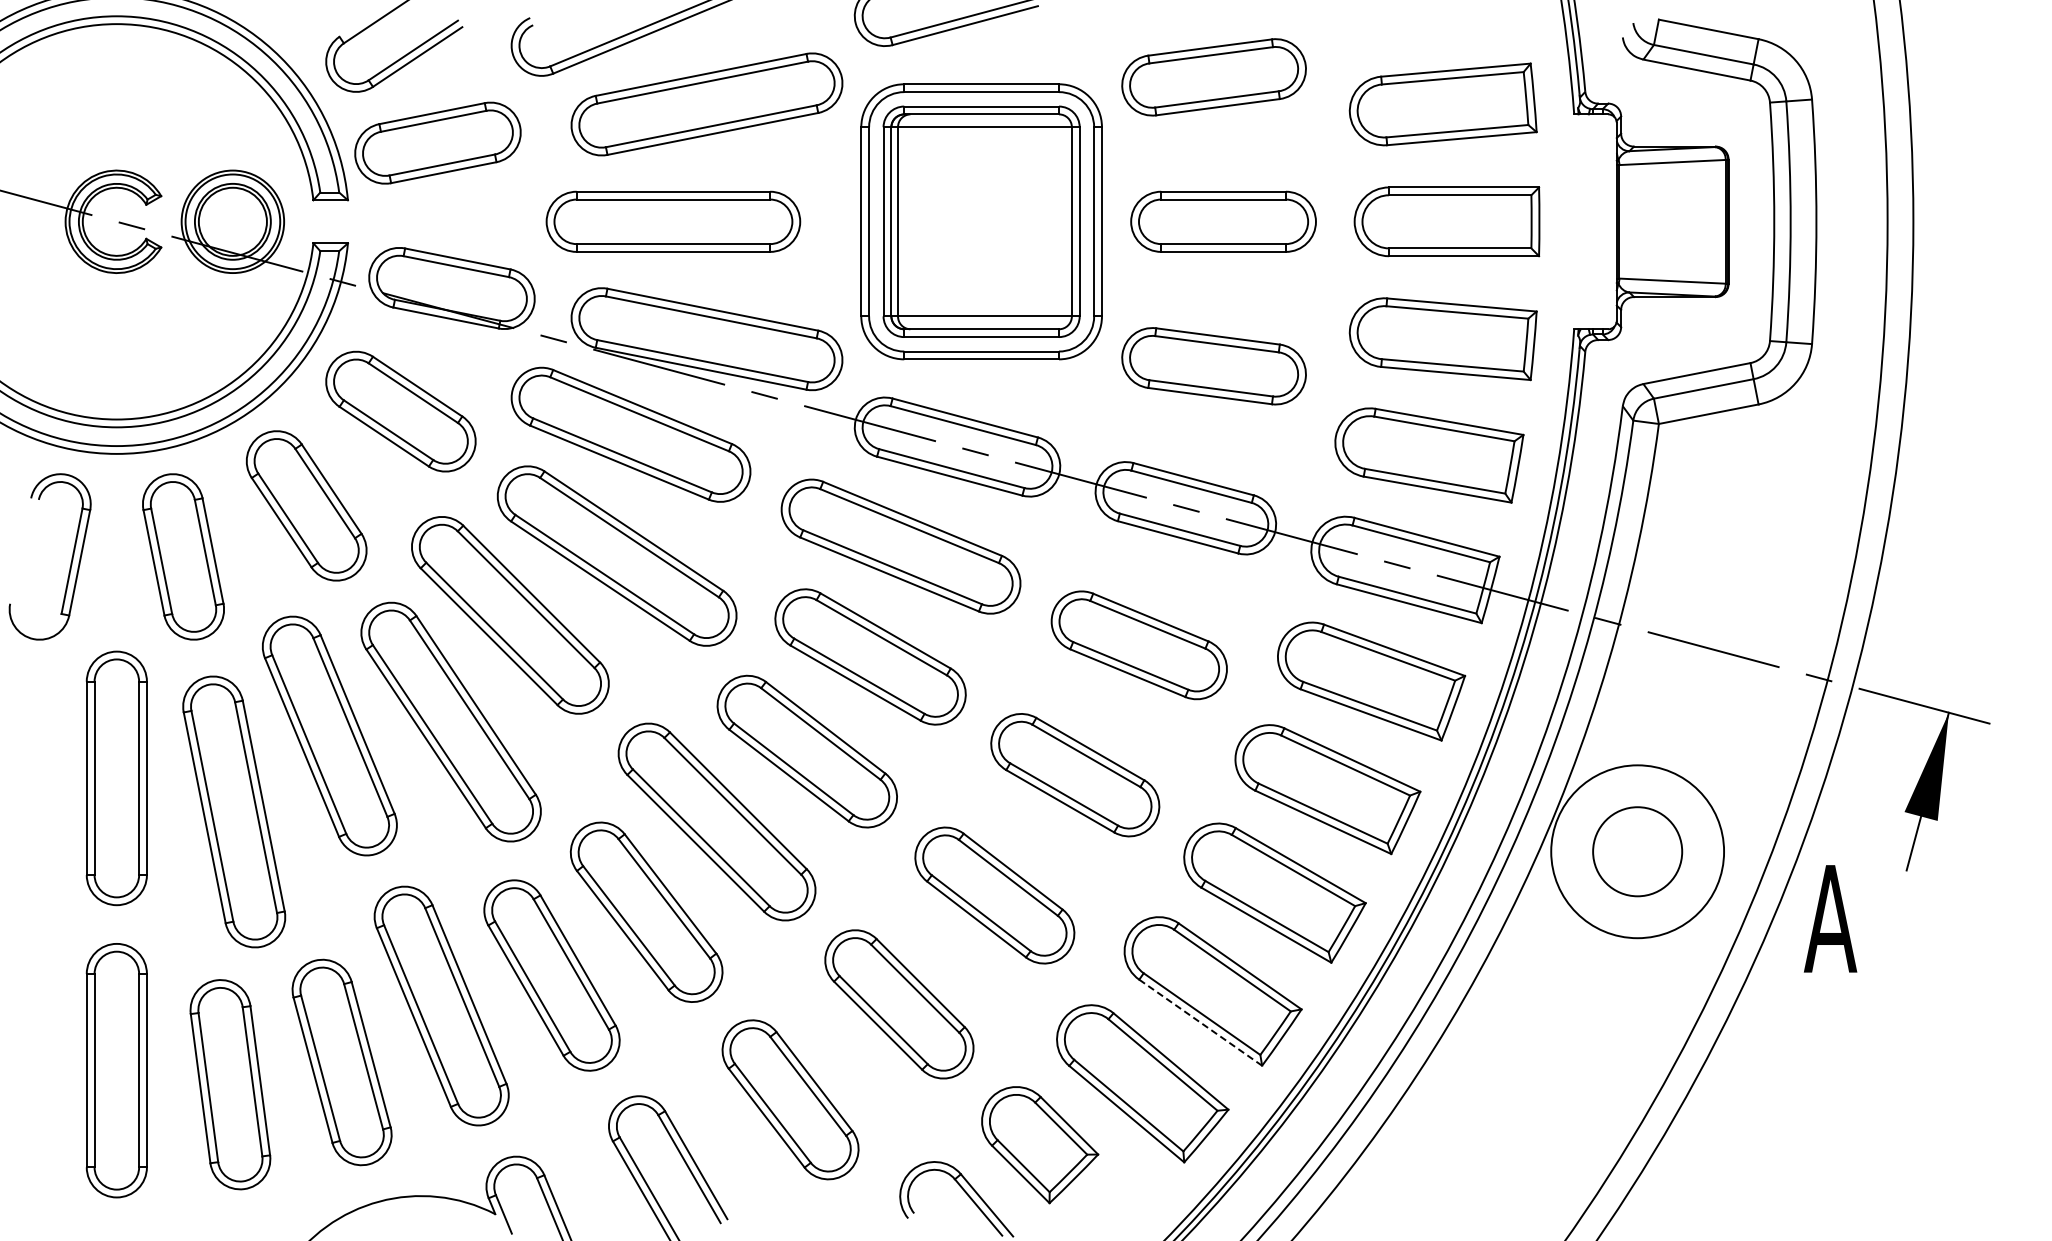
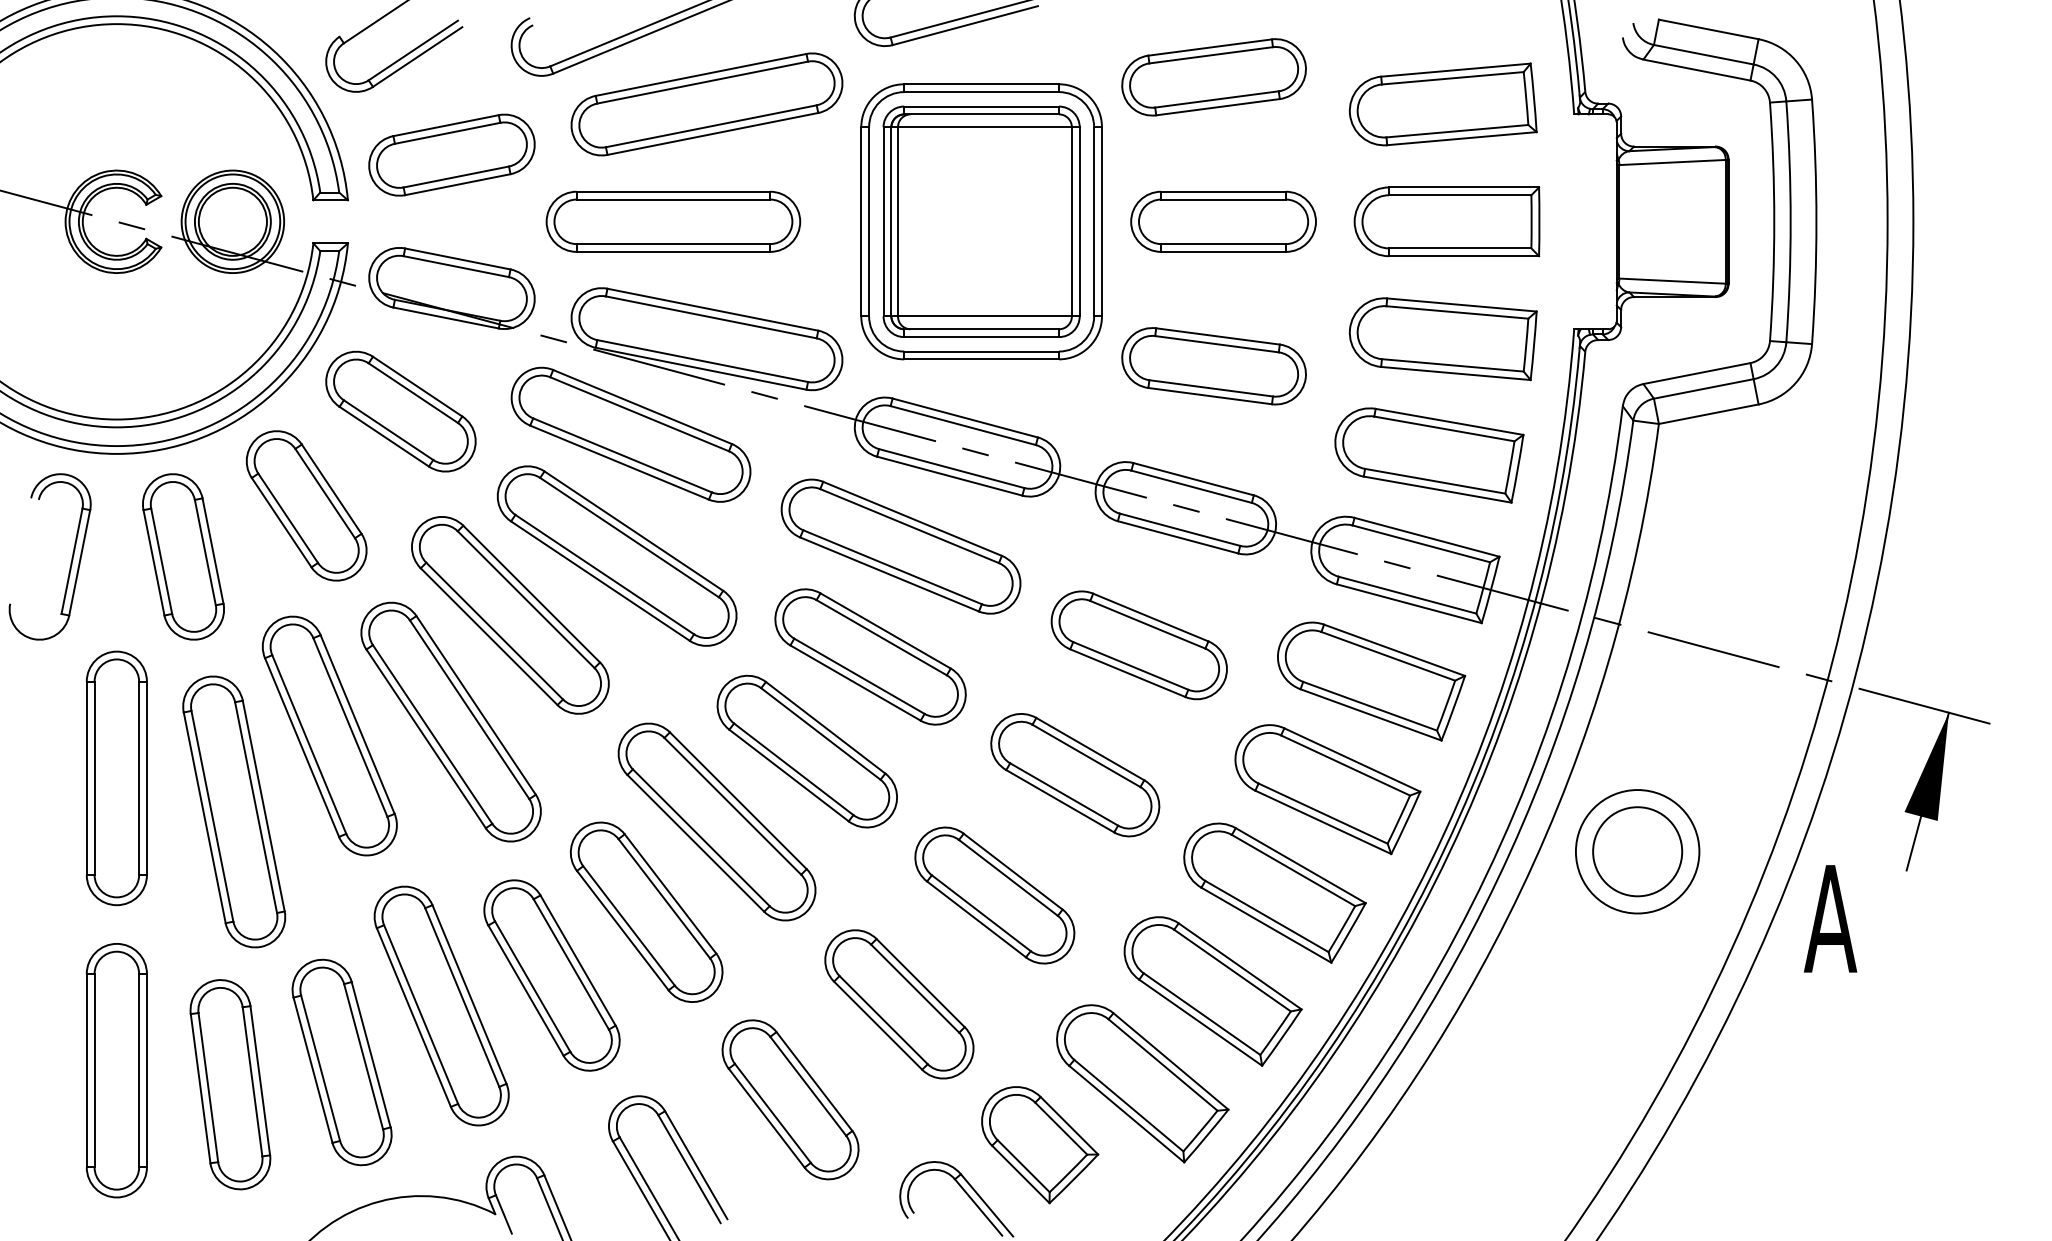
part position: (437, 142) -> (451, 154) (451, 154)
circle diameter: 173 px -> 123 px (1637, 851)
line: dashed -> solid (1201, 1023)
